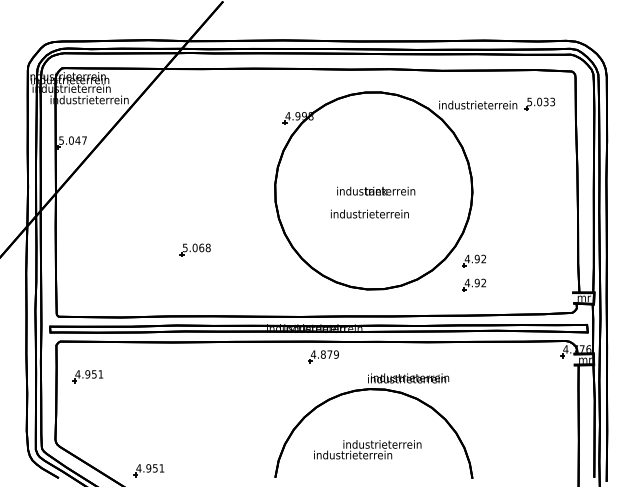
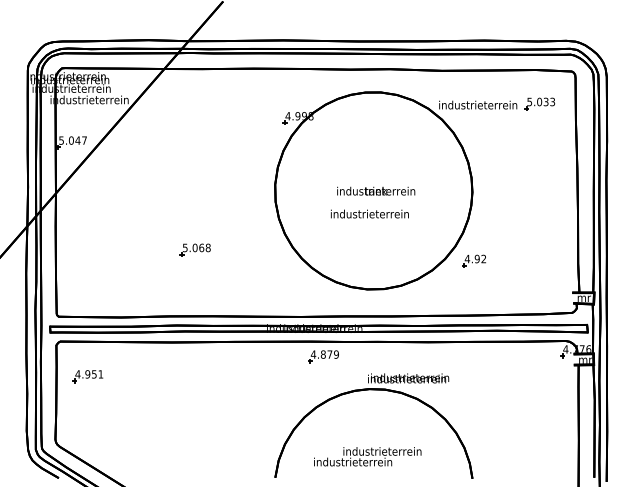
part: present -> none (473, 284)
text position: (367, 449) -> (367, 456) (367, 456)
part: present -> none (148, 470)
